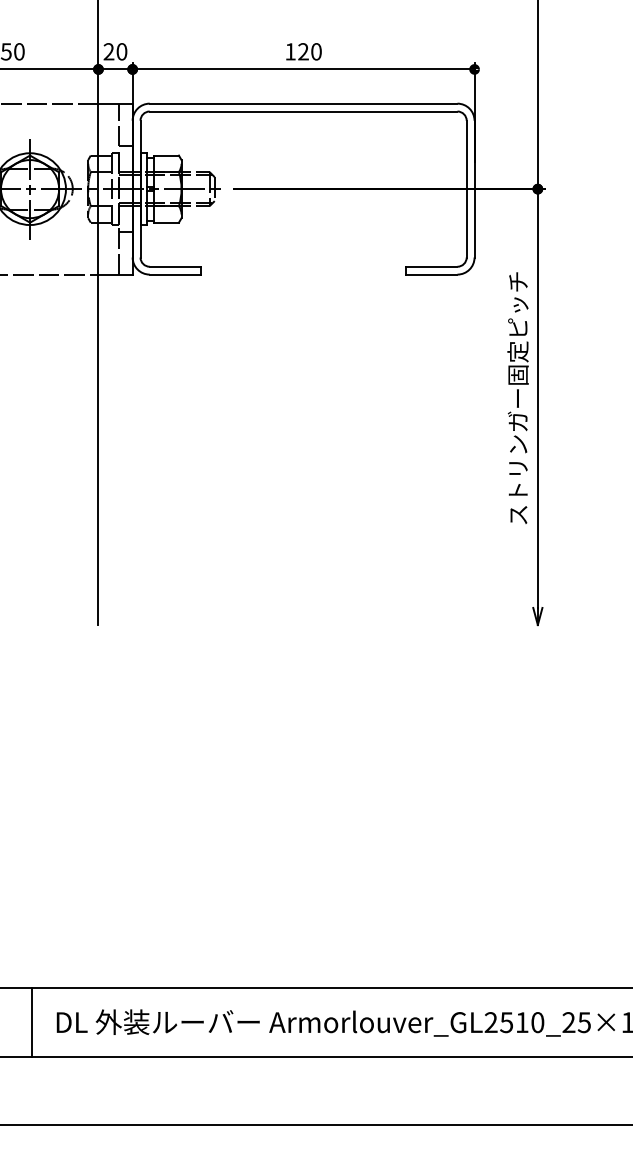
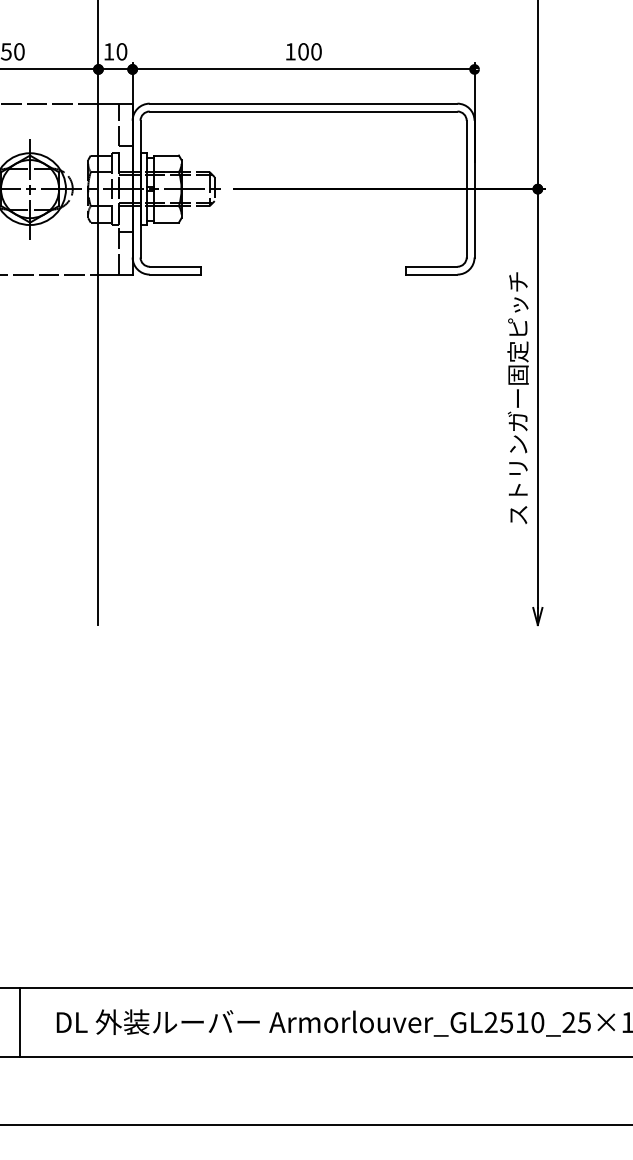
text: 20 -> 10 (108, 51)
text: 120 -> 100 (303, 51)
line position: (31, 1022) -> (19, 1022) (19, 1022)
